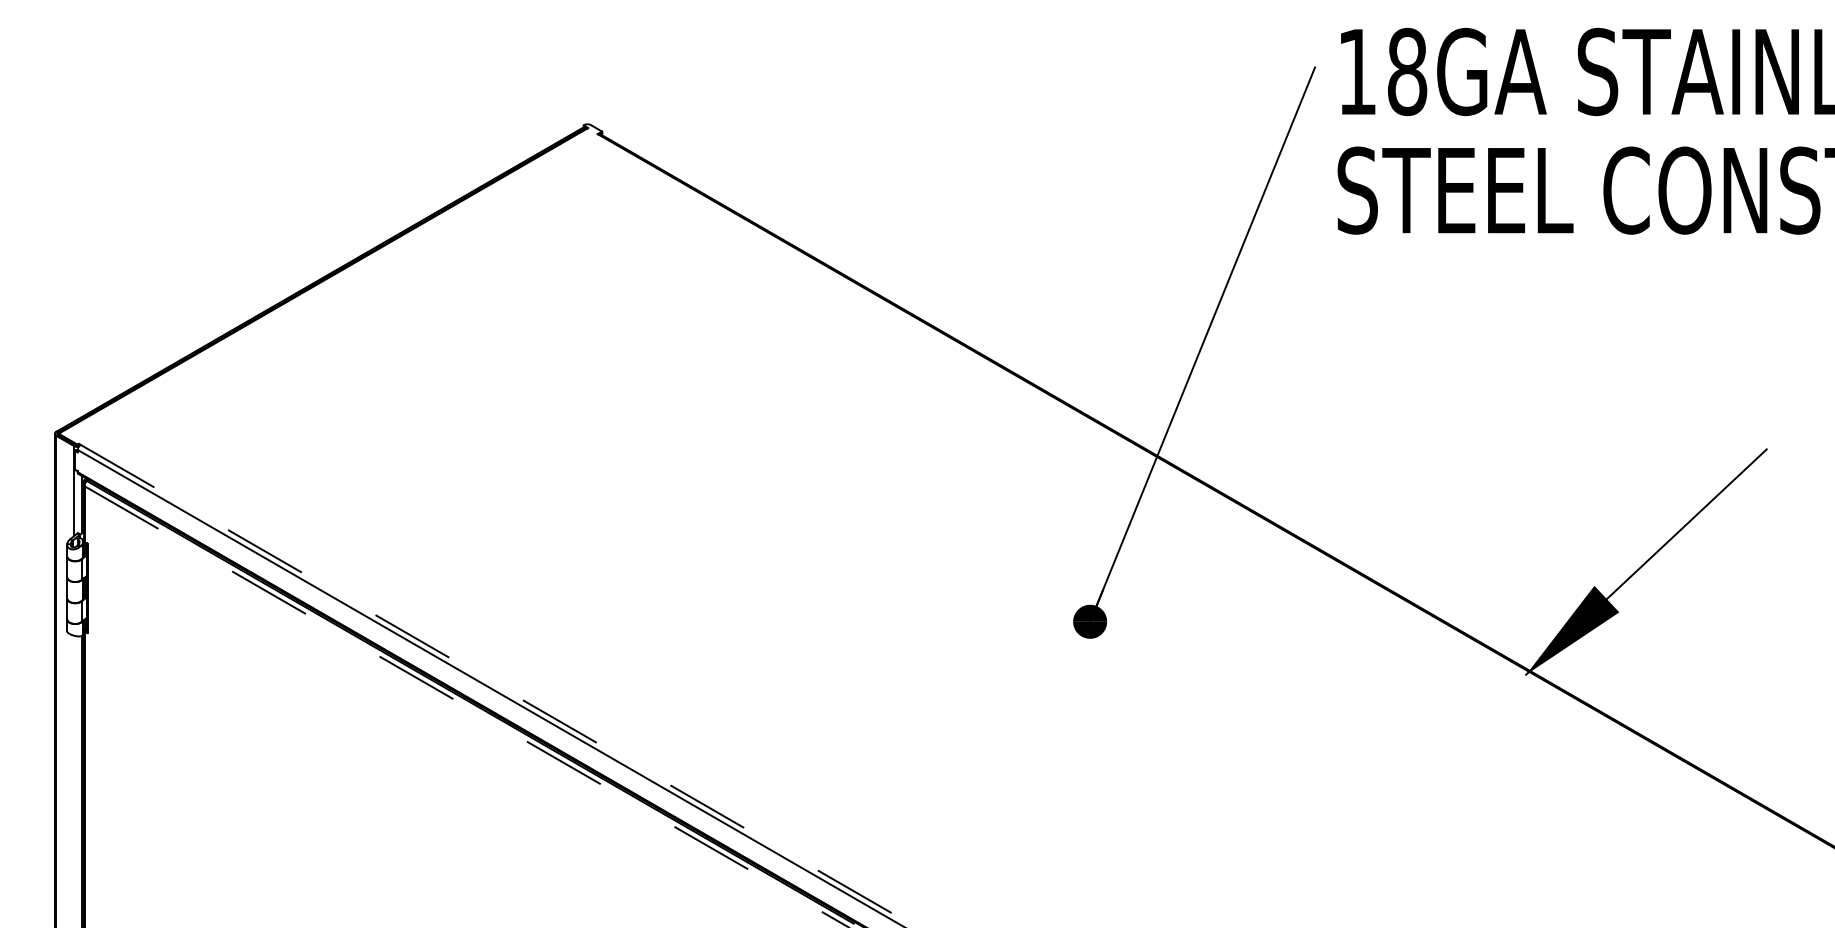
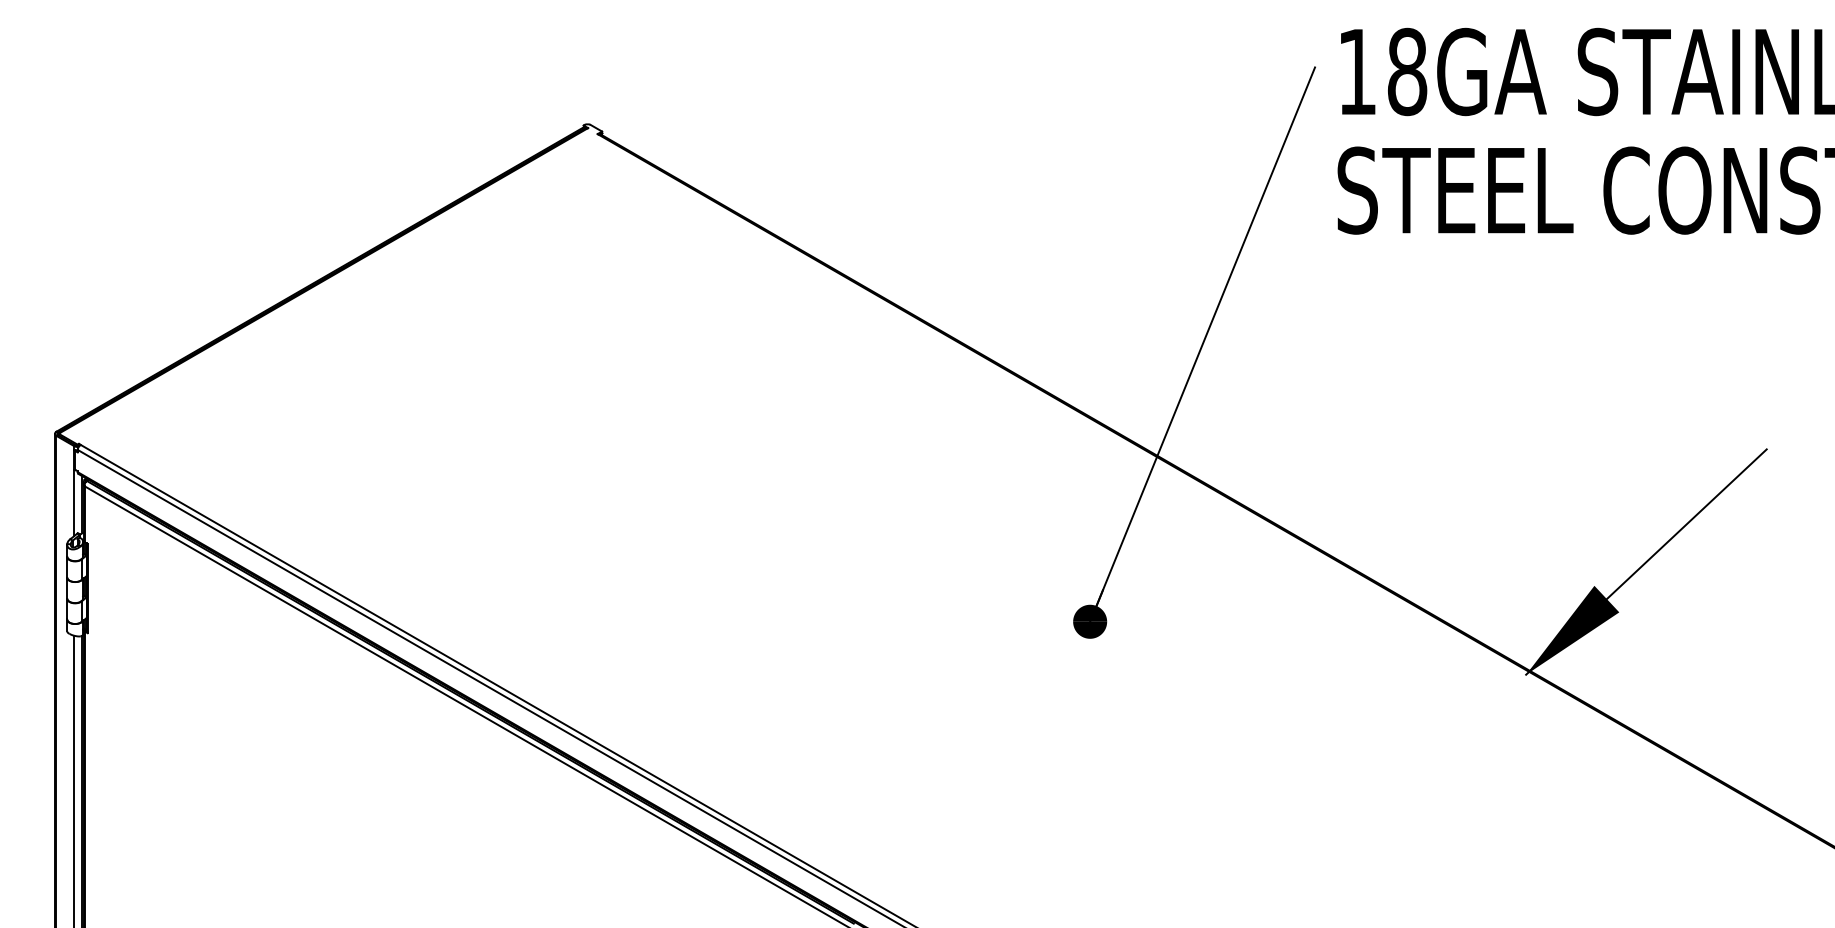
line: dashed -> solid (498, 686)
line: dashed -> solid (467, 707)
line: none -> present (74, 779)
